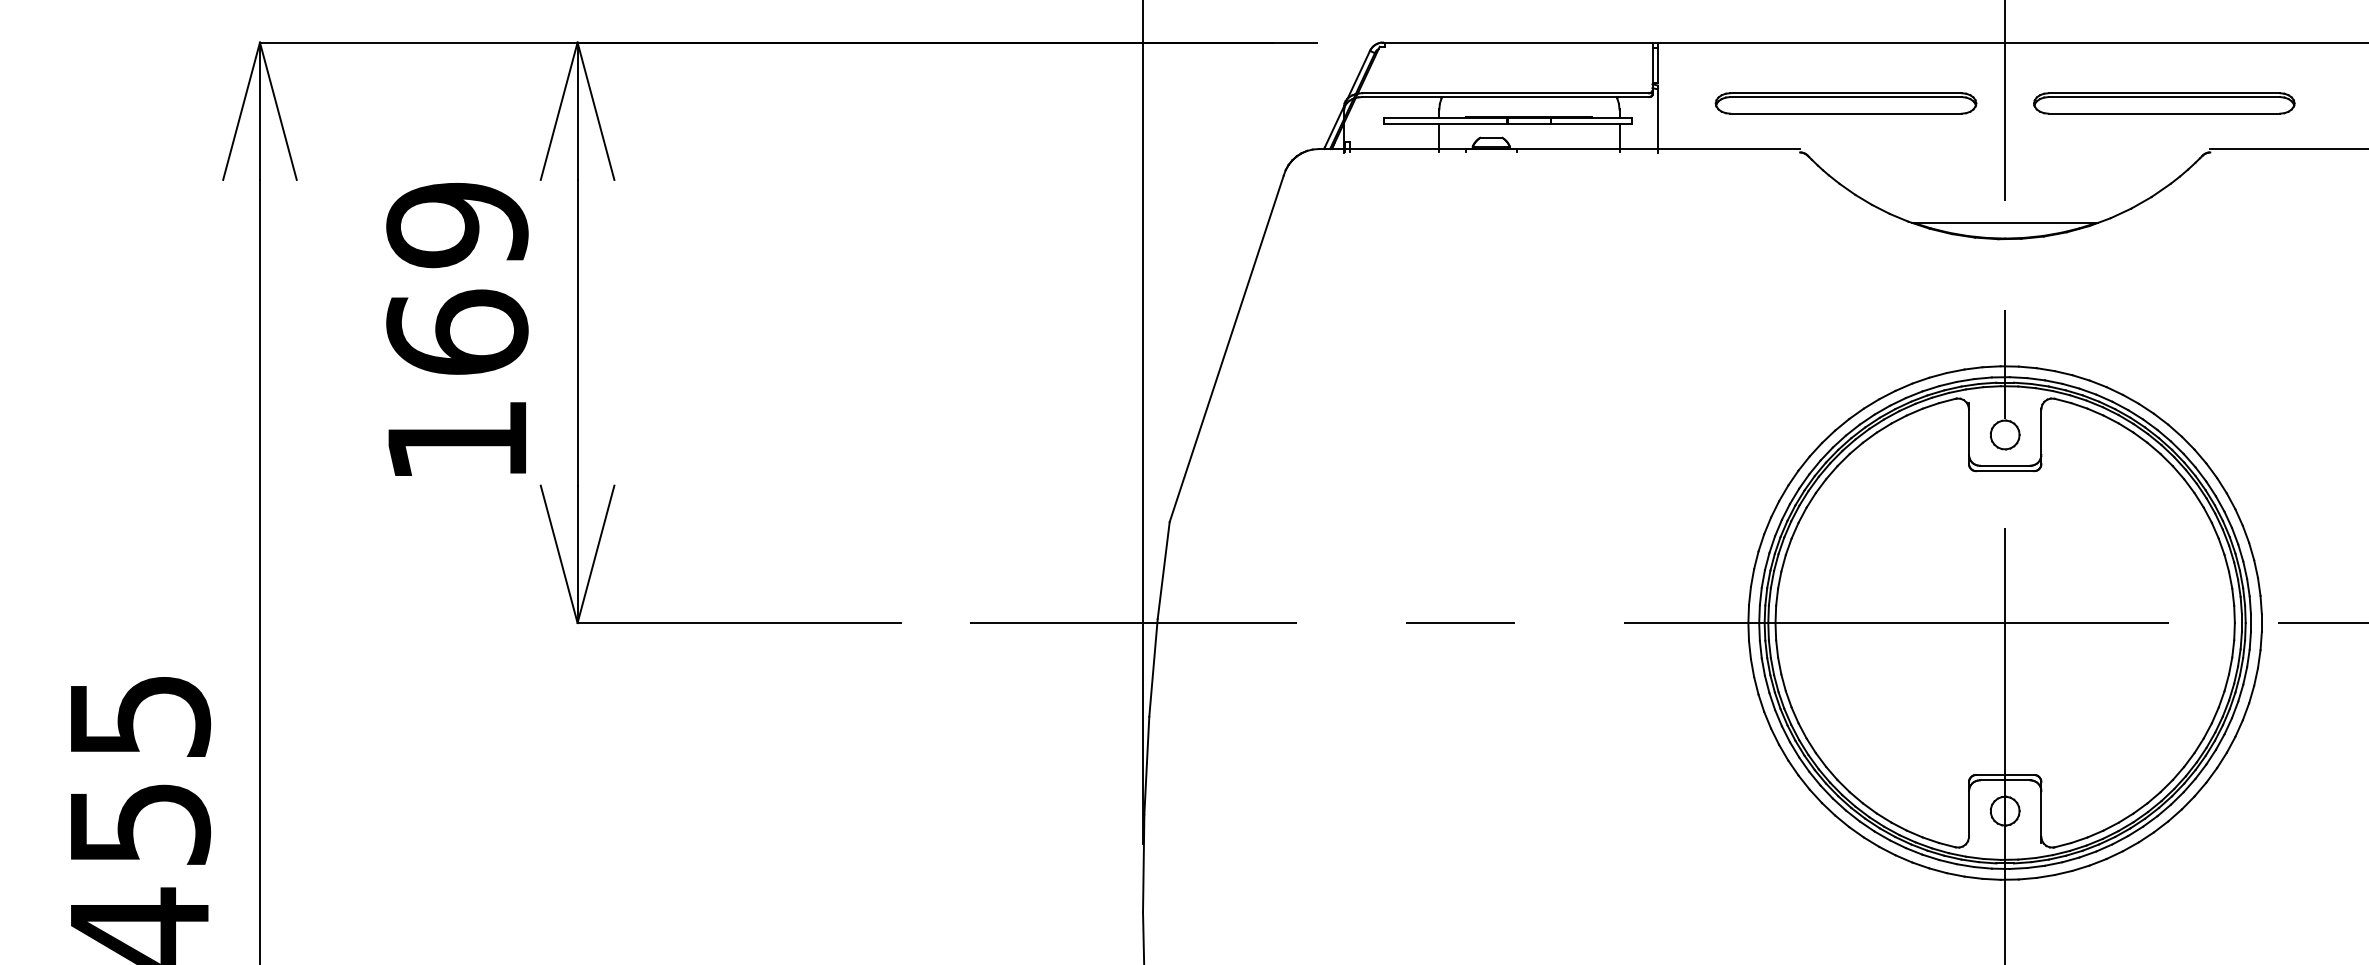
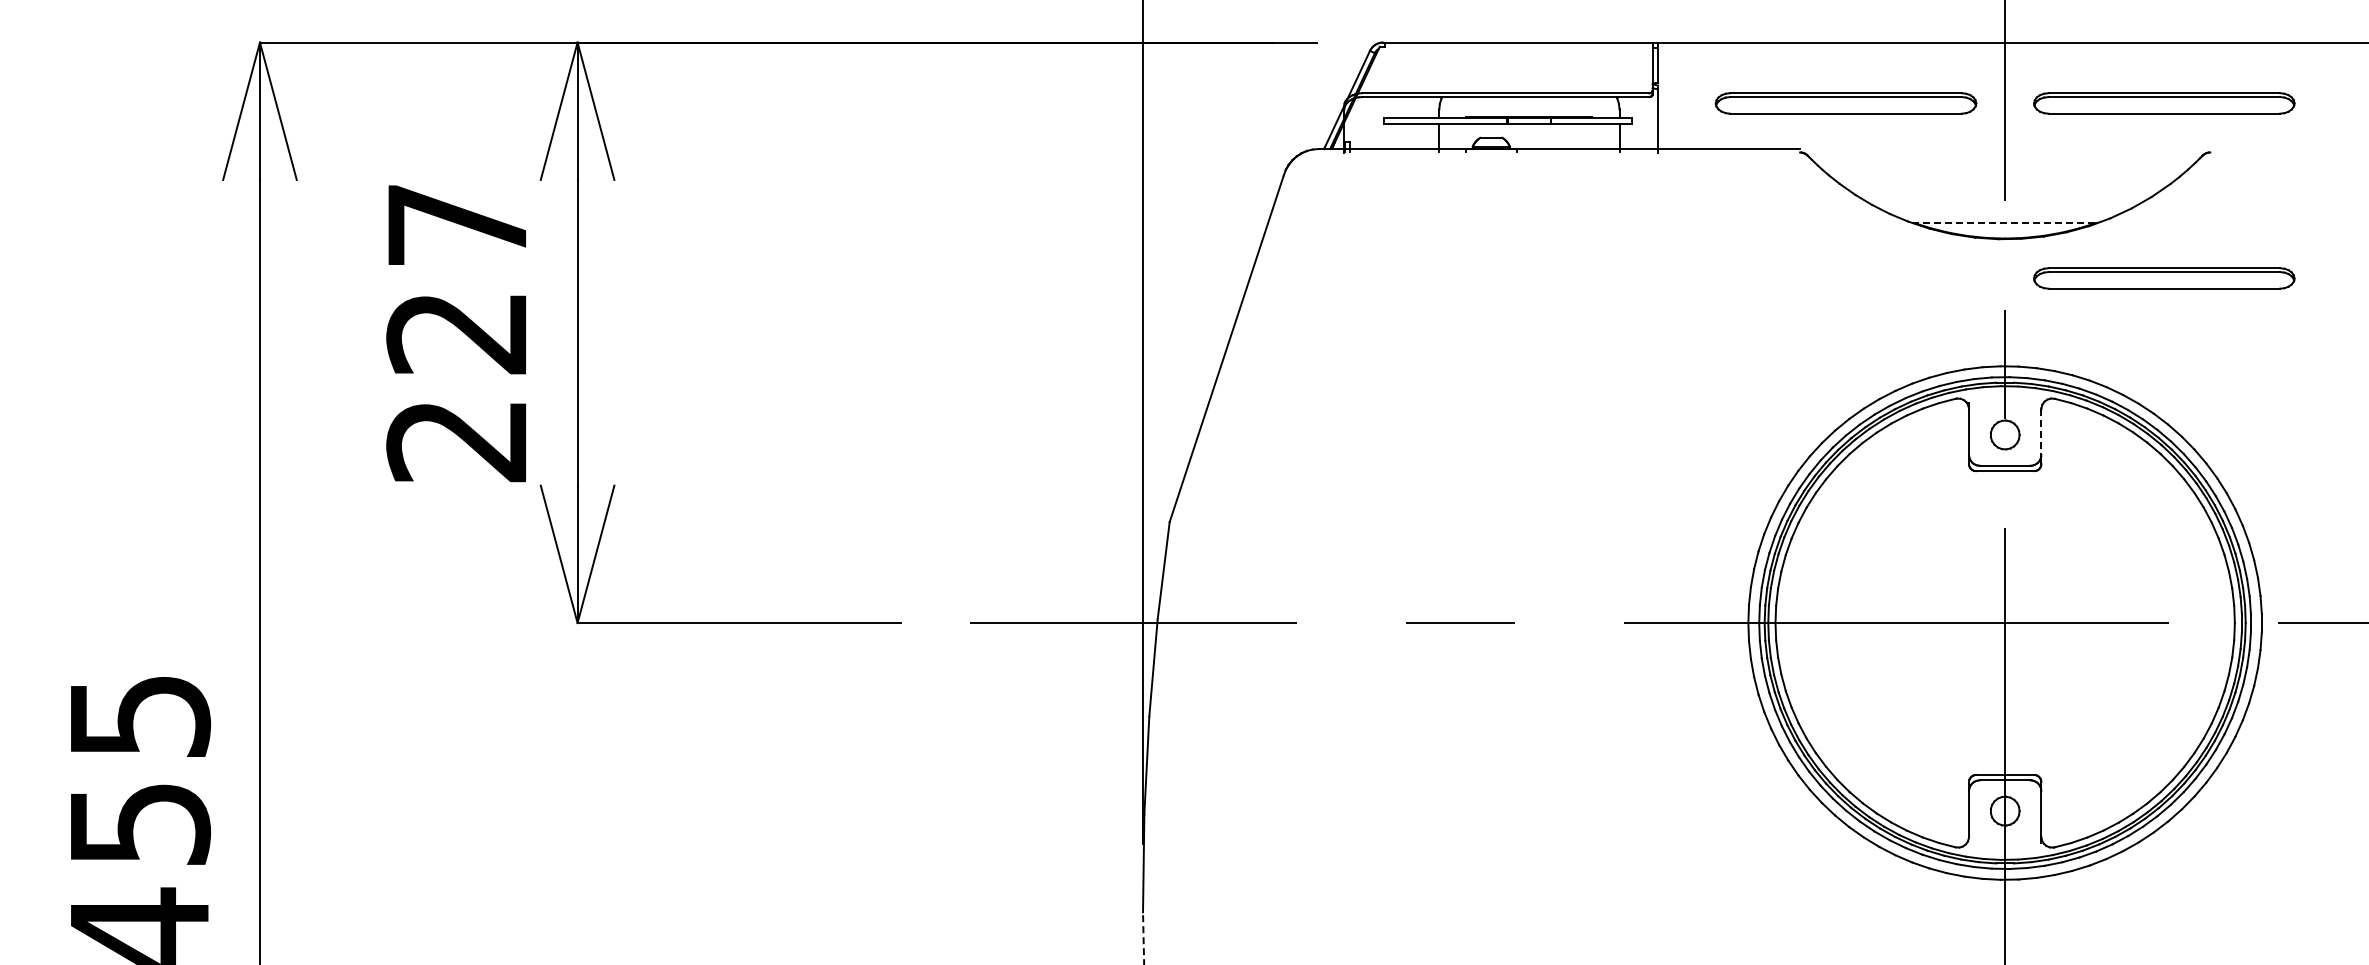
line: present -> none (2287, 149)
line: solid -> dashed (2005, 223)
part: none -> present (2164, 278)
text: 169 -> 227 (457, 332)
line: solid -> dashed (2041, 432)
line: solid -> dashed (1143, 938)
